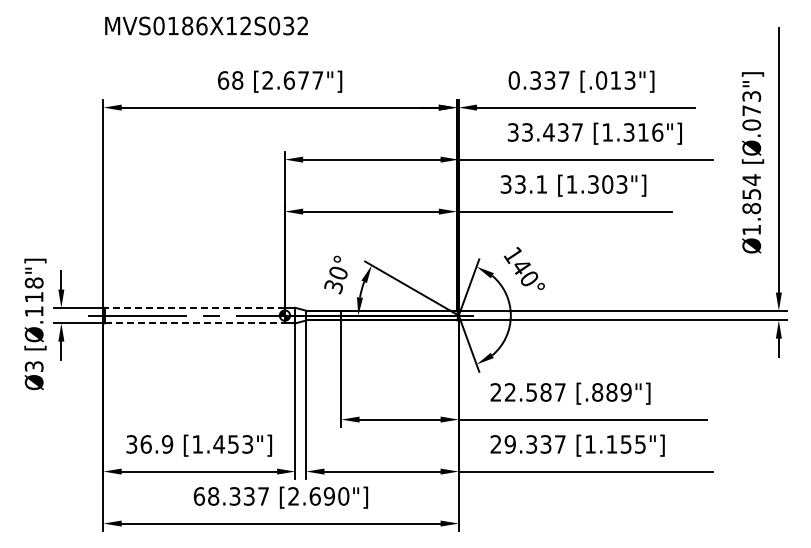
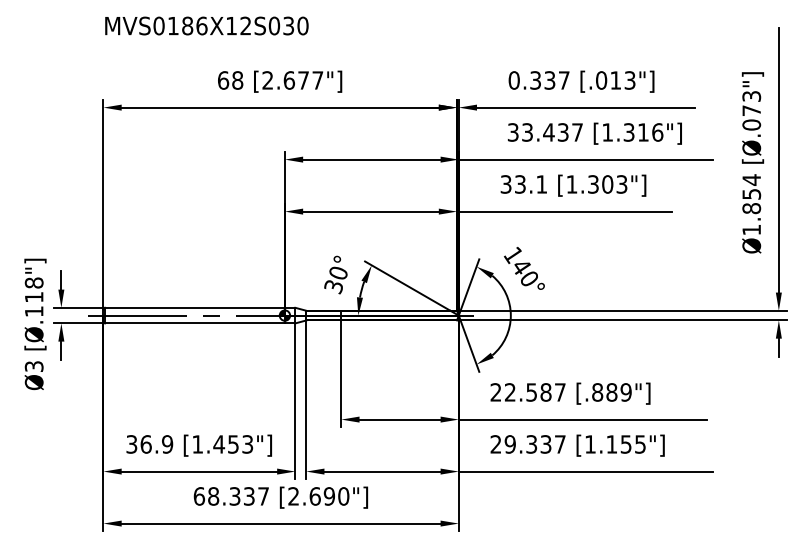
text: MVS0186X12S032 -> MVS0186X12S030 (302, 25)
line: dashed -> solid (194, 307)
line: dashed -> solid (194, 323)
